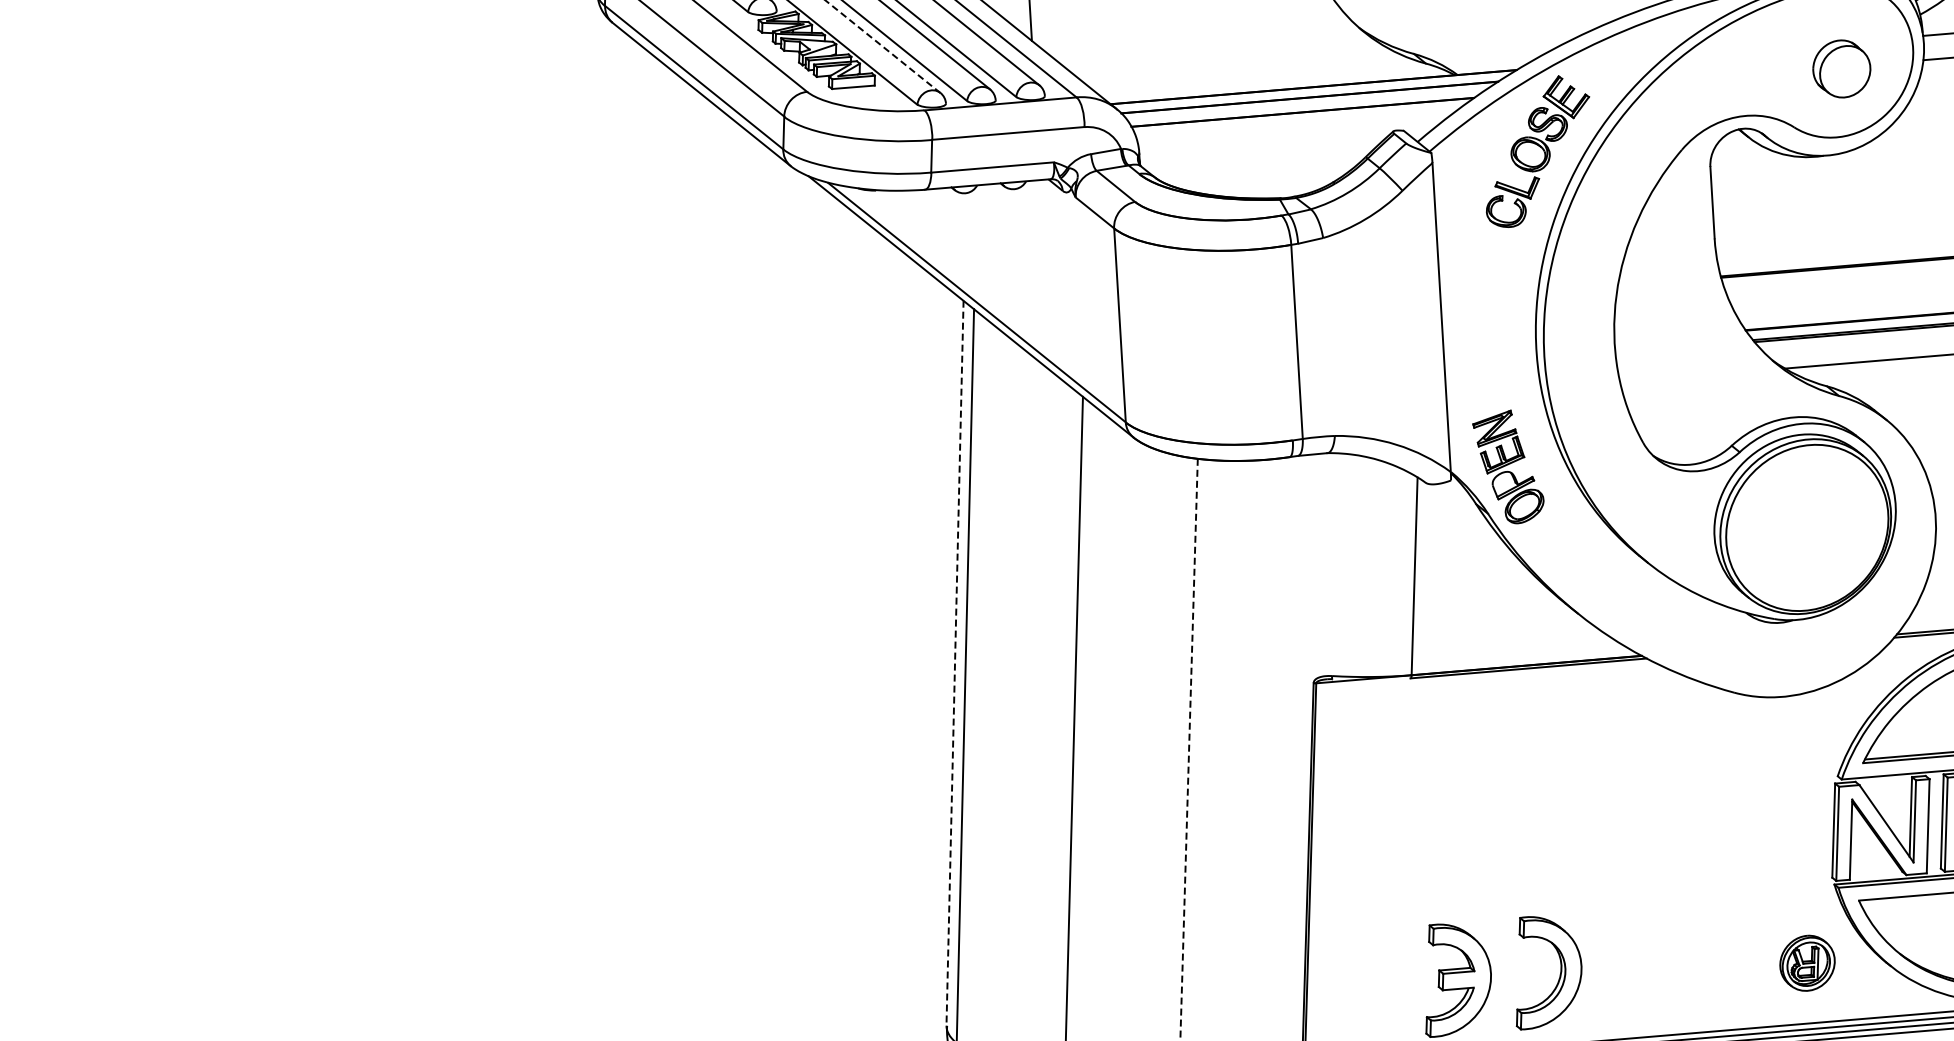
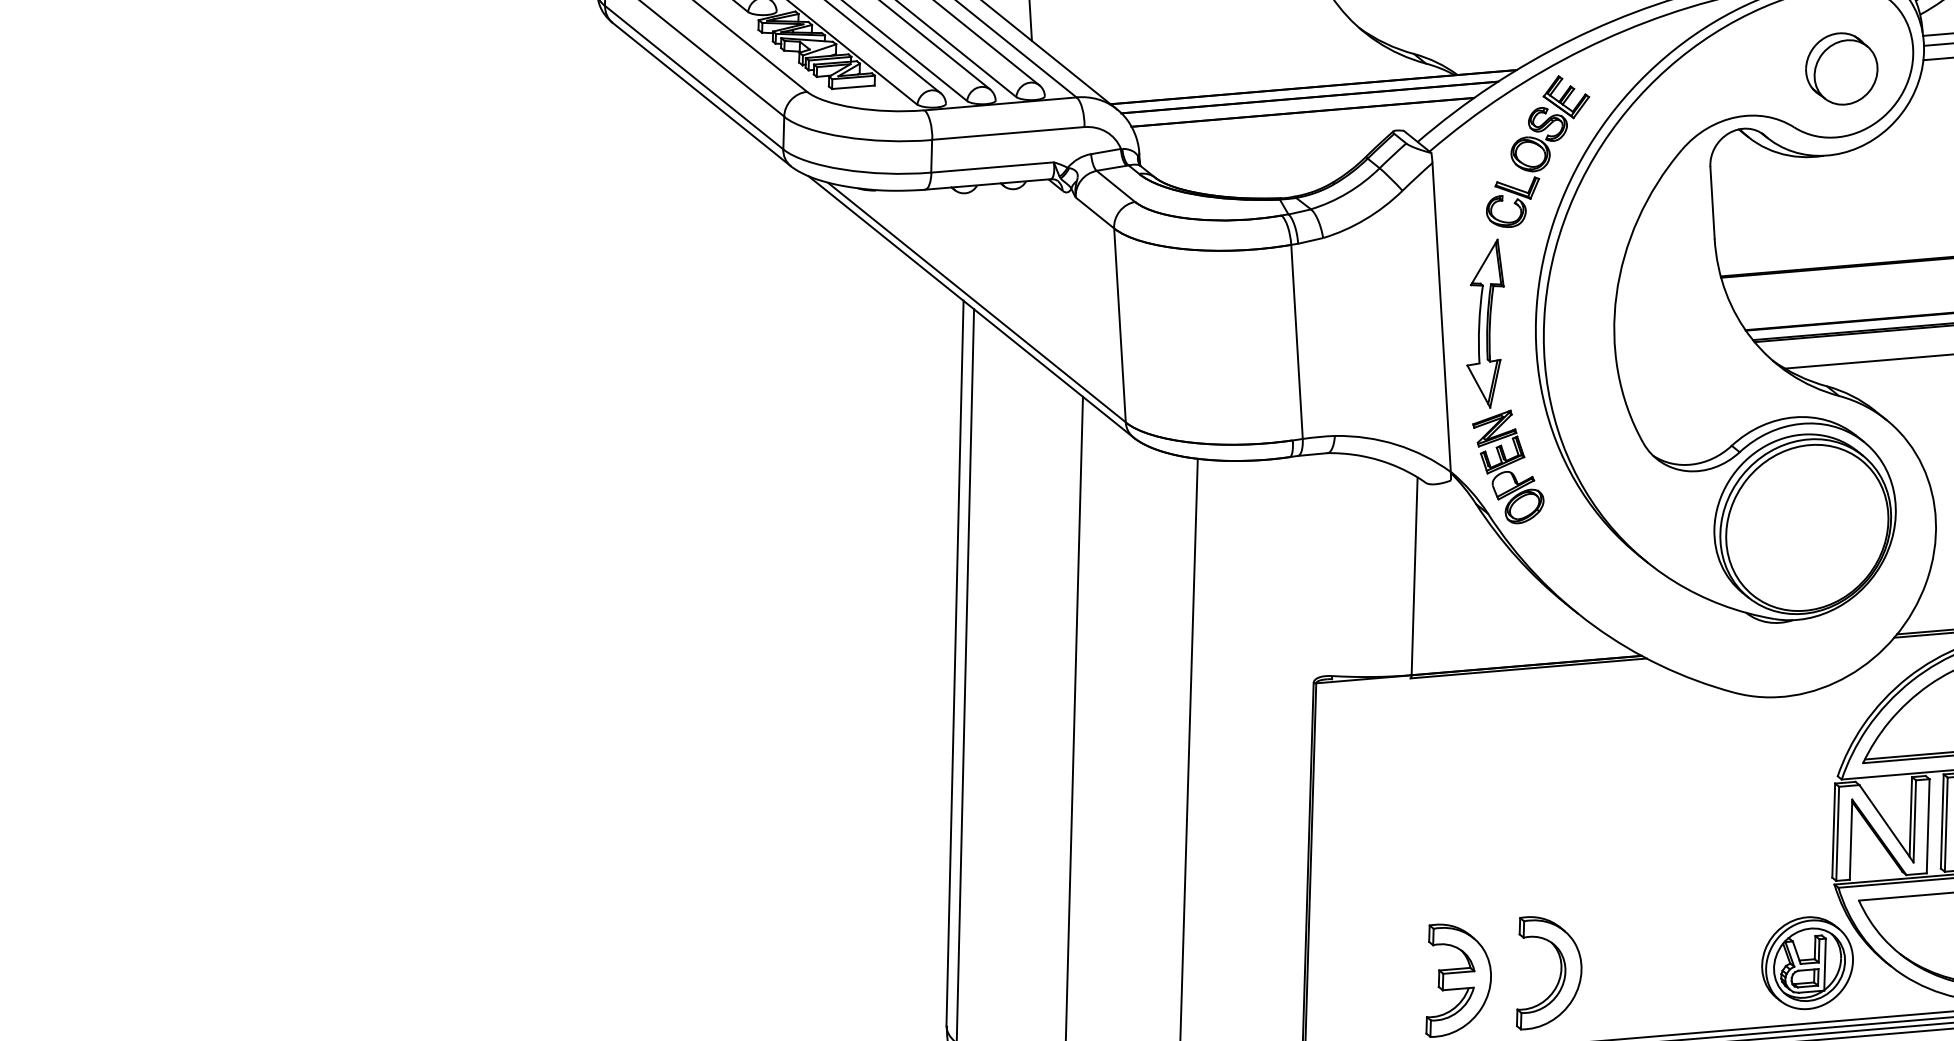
line: none -> present (1937, 44)
line: dashed -> solid (883, 46)
part size: 60x60 px -> 74x74 px (1841, 68)
part: none -> present (1485, 323)
line: dashed -> solid (955, 663)
line: dashed -> solid (1189, 750)
part size: 57x58 px -> 93x95 px (1807, 963)
